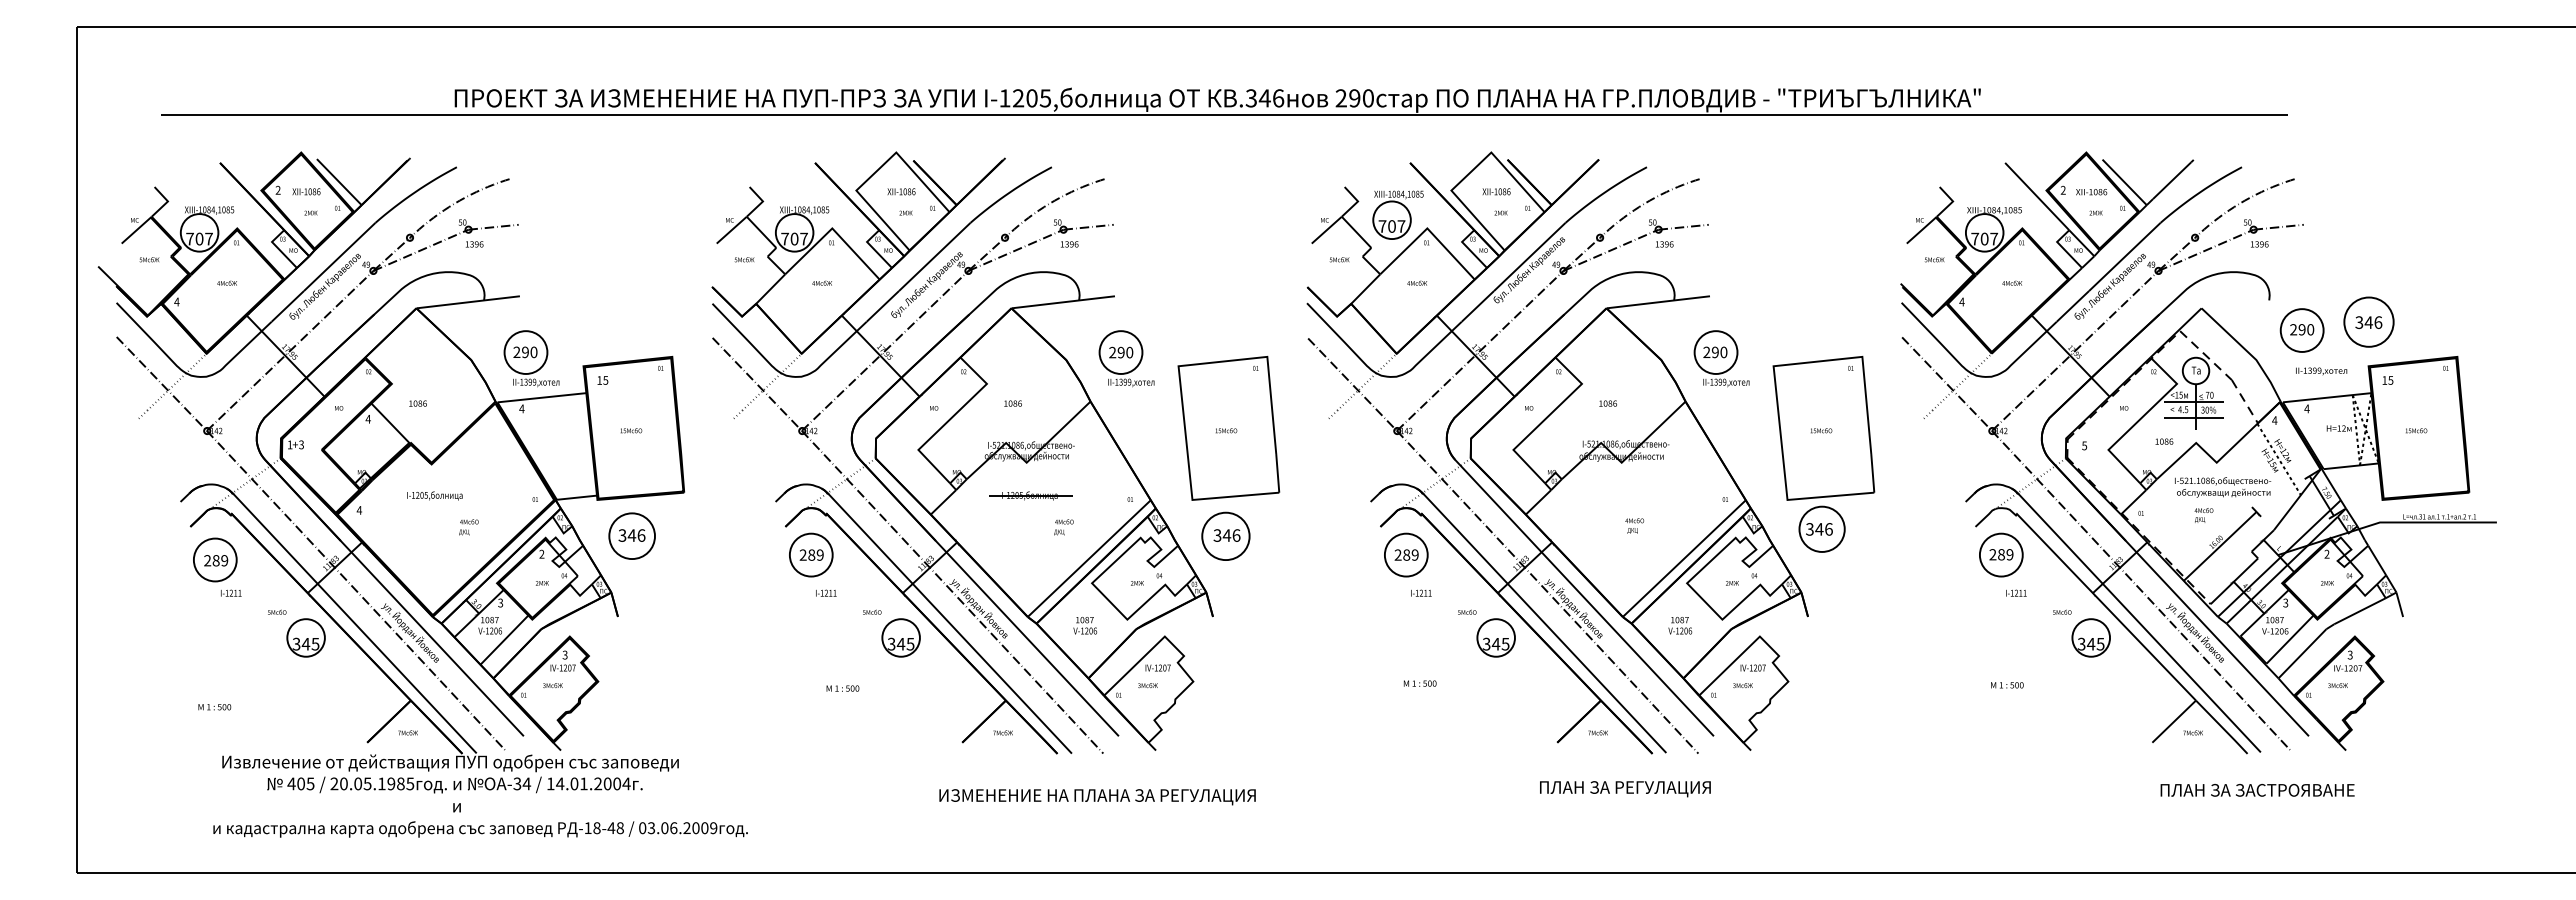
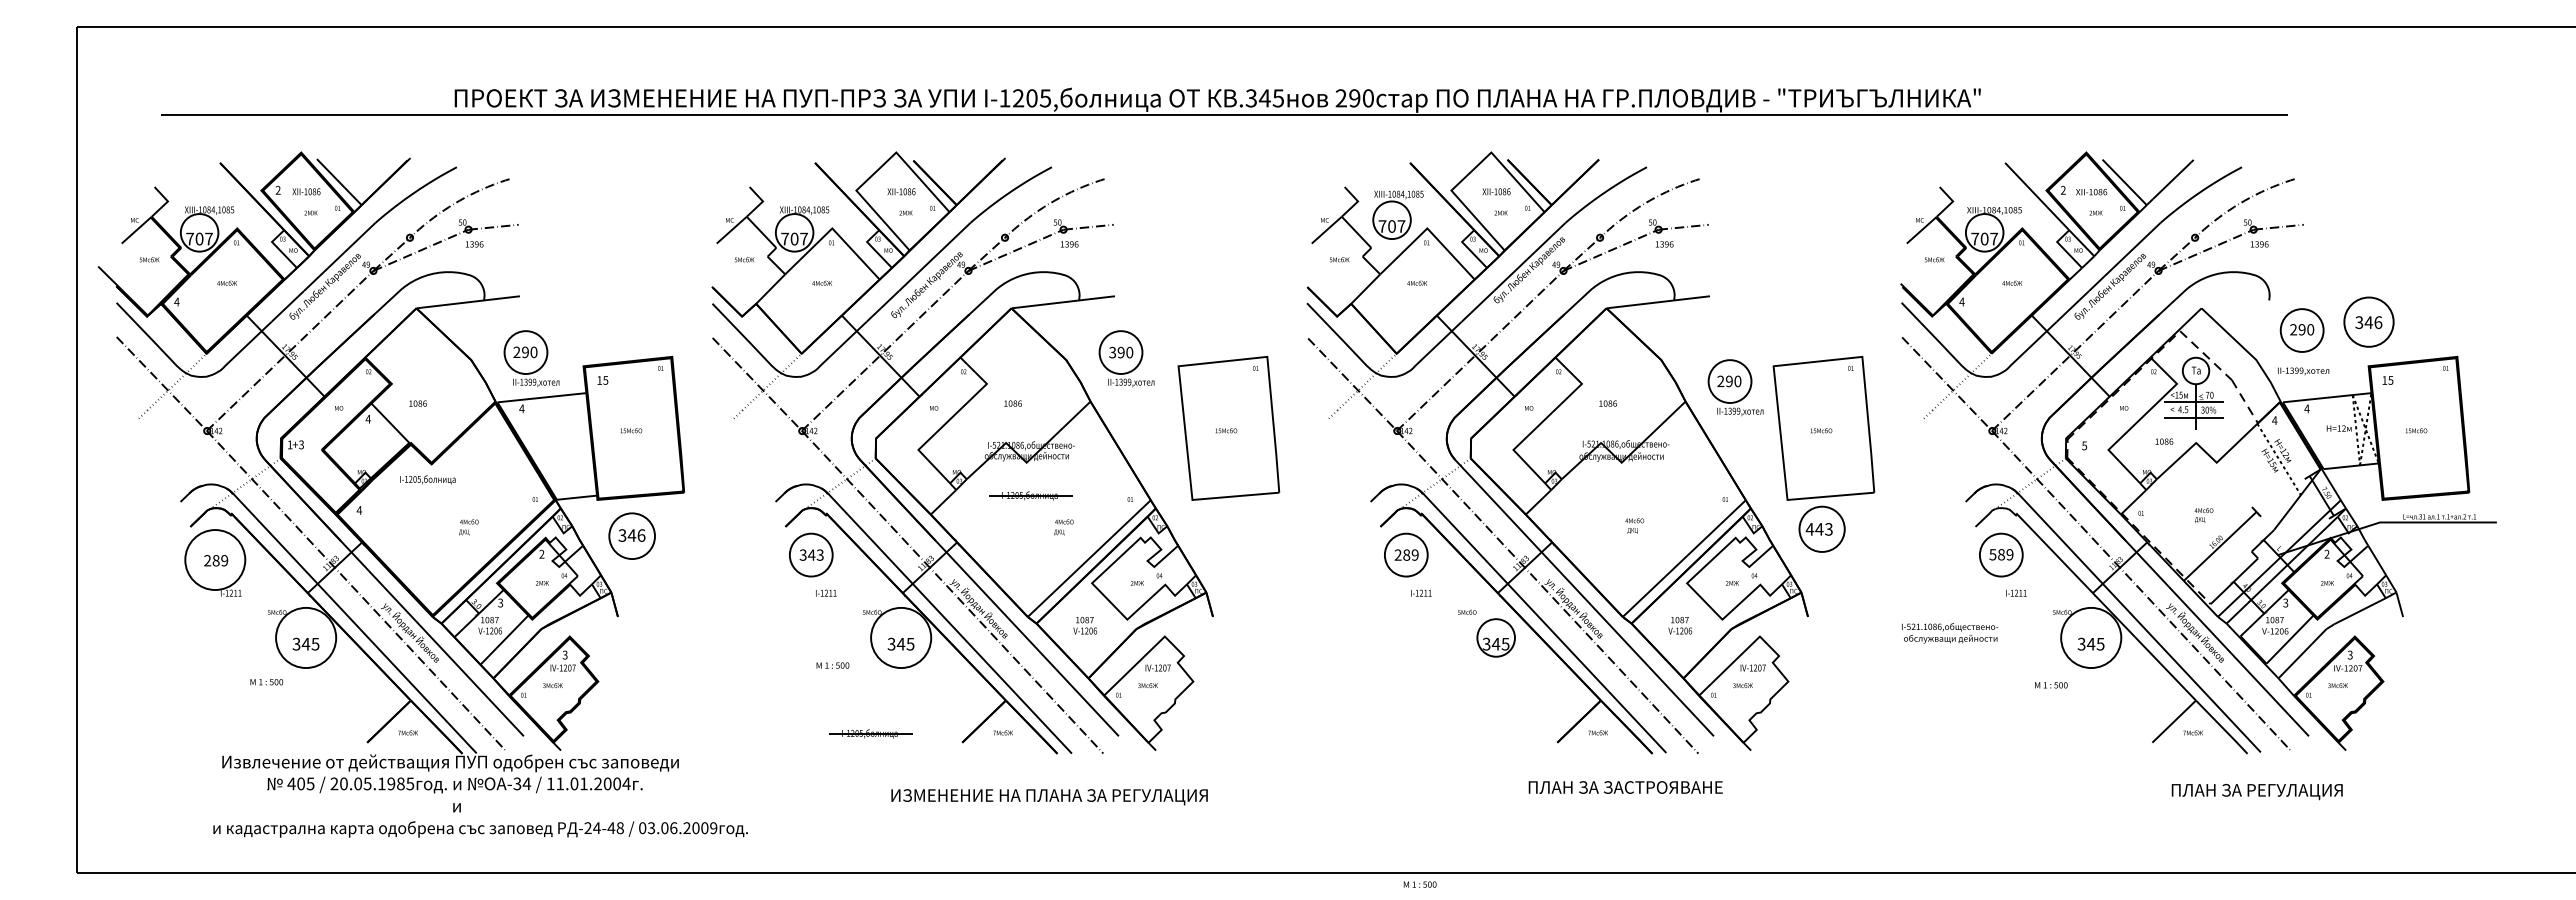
text: .346 -> .345 (1278, 98)
text: 290 -> 390 (1112, 352)
part position: (1721, 358) -> (1735, 387) (1735, 387)
text position: (2321, 371) -> (2303, 371) (2303, 371)
text position: (2223, 487) -> (1950, 633) (1950, 633)
text position: (434, 495) -> (427, 479) (427, 479)
text: 346 -> 443 (1818, 529)
part: present -> none (1225, 535)
text: 289 -> 343 (811, 554)
text: 289 -> 589 (1992, 554)
circle diameter: 43 px -> 60 px (215, 560)
circle diameter: 38 px -> 60 px (306, 637)
circle diameter: 38 px -> 60 px (901, 637)
circle diameter: 38 px -> 60 px (2091, 637)
text position: (1419, 683) -> (1419, 884) (1419, 884)
text position: (2007, 685) -> (2051, 685) (2051, 685)
text position: (842, 688) -> (832, 665) (832, 665)
text position: (214, 707) -> (266, 682) (266, 682)
part: none -> present (870, 733)
text: 14.01.2004 -> 11.01.2004 (560, 783)
text: ПЛАН ЗА РЕГУЛАЦИЯ -> ПЛАН ЗА ЗАСТРОЯВАНЕ (1625, 789)
text: ПЛАН ЗА ЗАСТРОЯВАНЕ -> ПЛАН ЗА РЕГУЛАЦИЯ (2257, 791)
text position: (1097, 797) -> (1049, 797) (1049, 797)
text: -18-48 -> -24-48 (592, 828)
